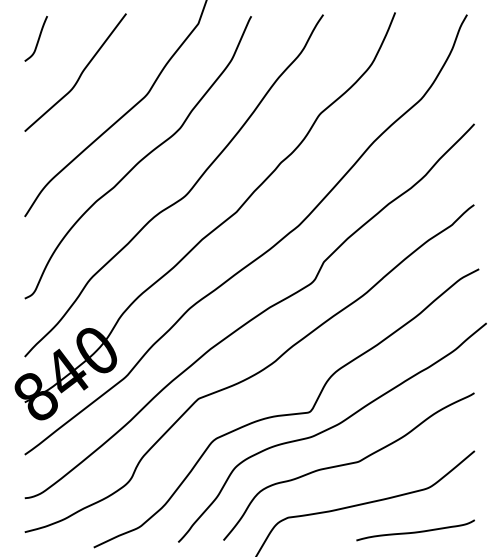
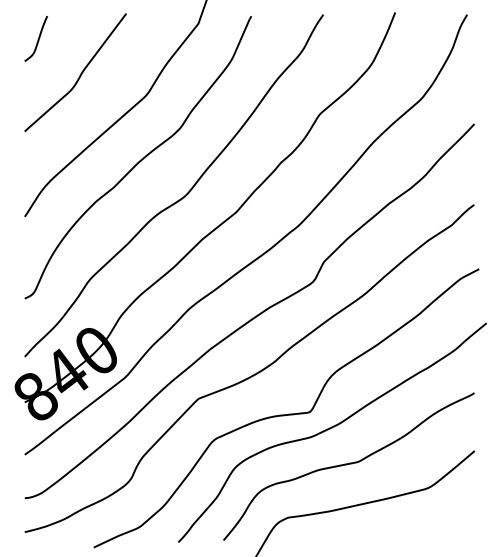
curve: present -> none (415, 531)
